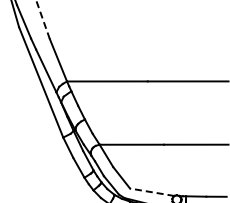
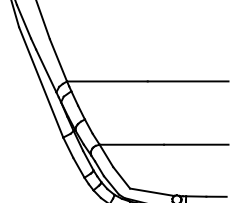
line: dashed -> solid (43, 19)
line: dashed -> solid (151, 192)
